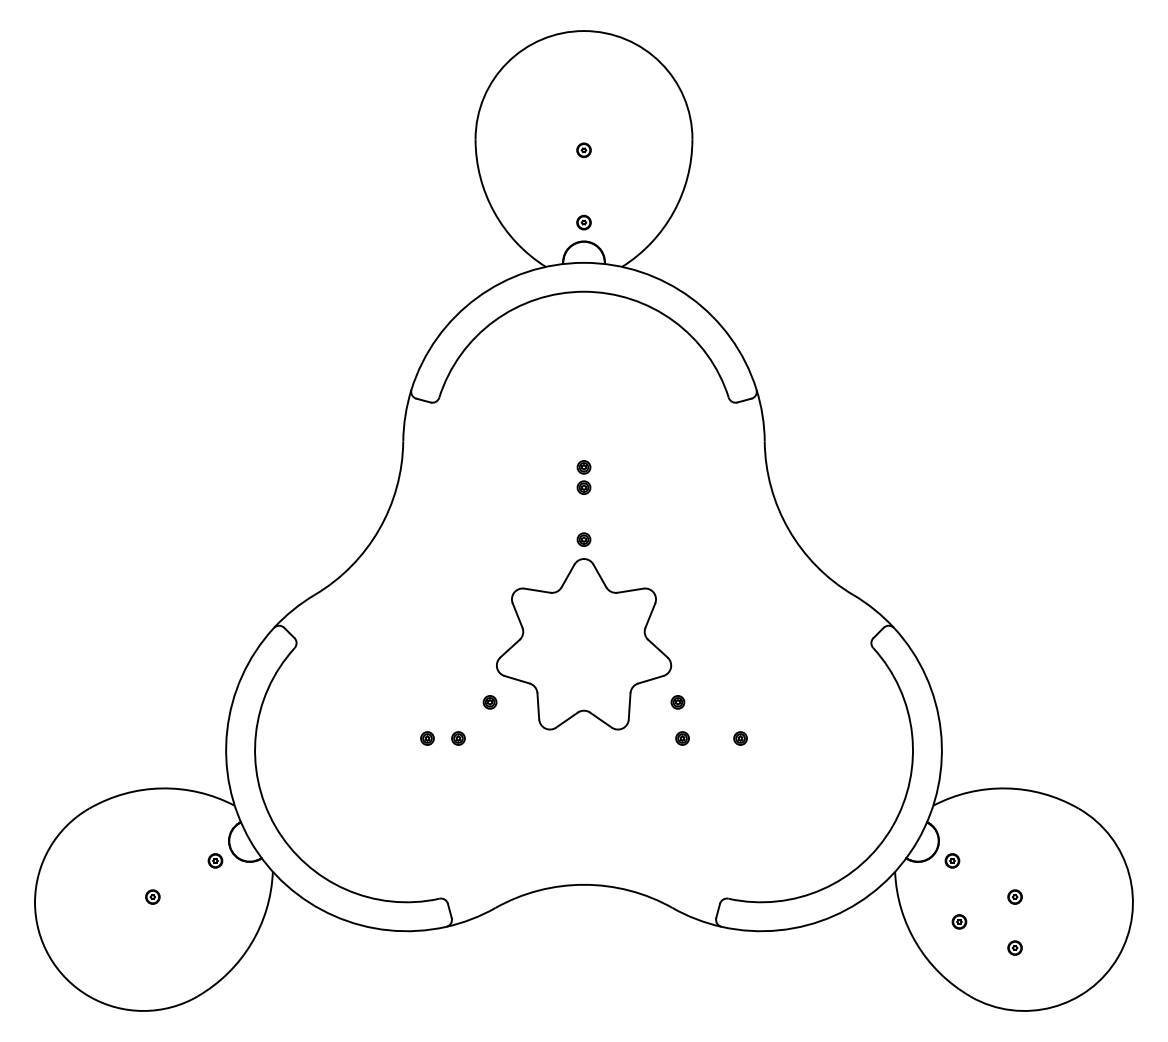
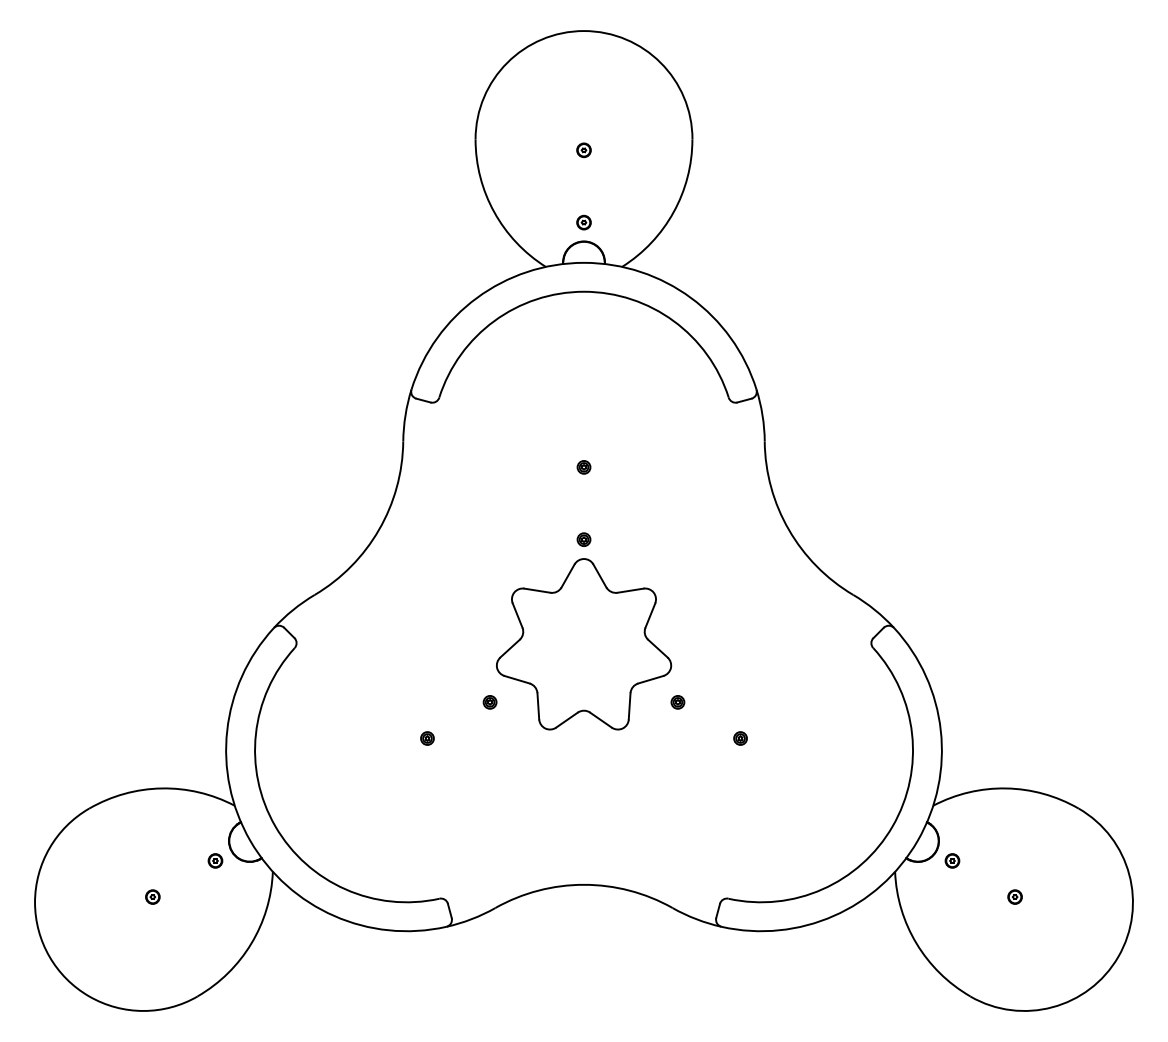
part: present -> none (583, 487)
part: present -> none (458, 738)
part: present -> none (682, 738)
part: present -> none (959, 921)
part: present -> none (1014, 947)
